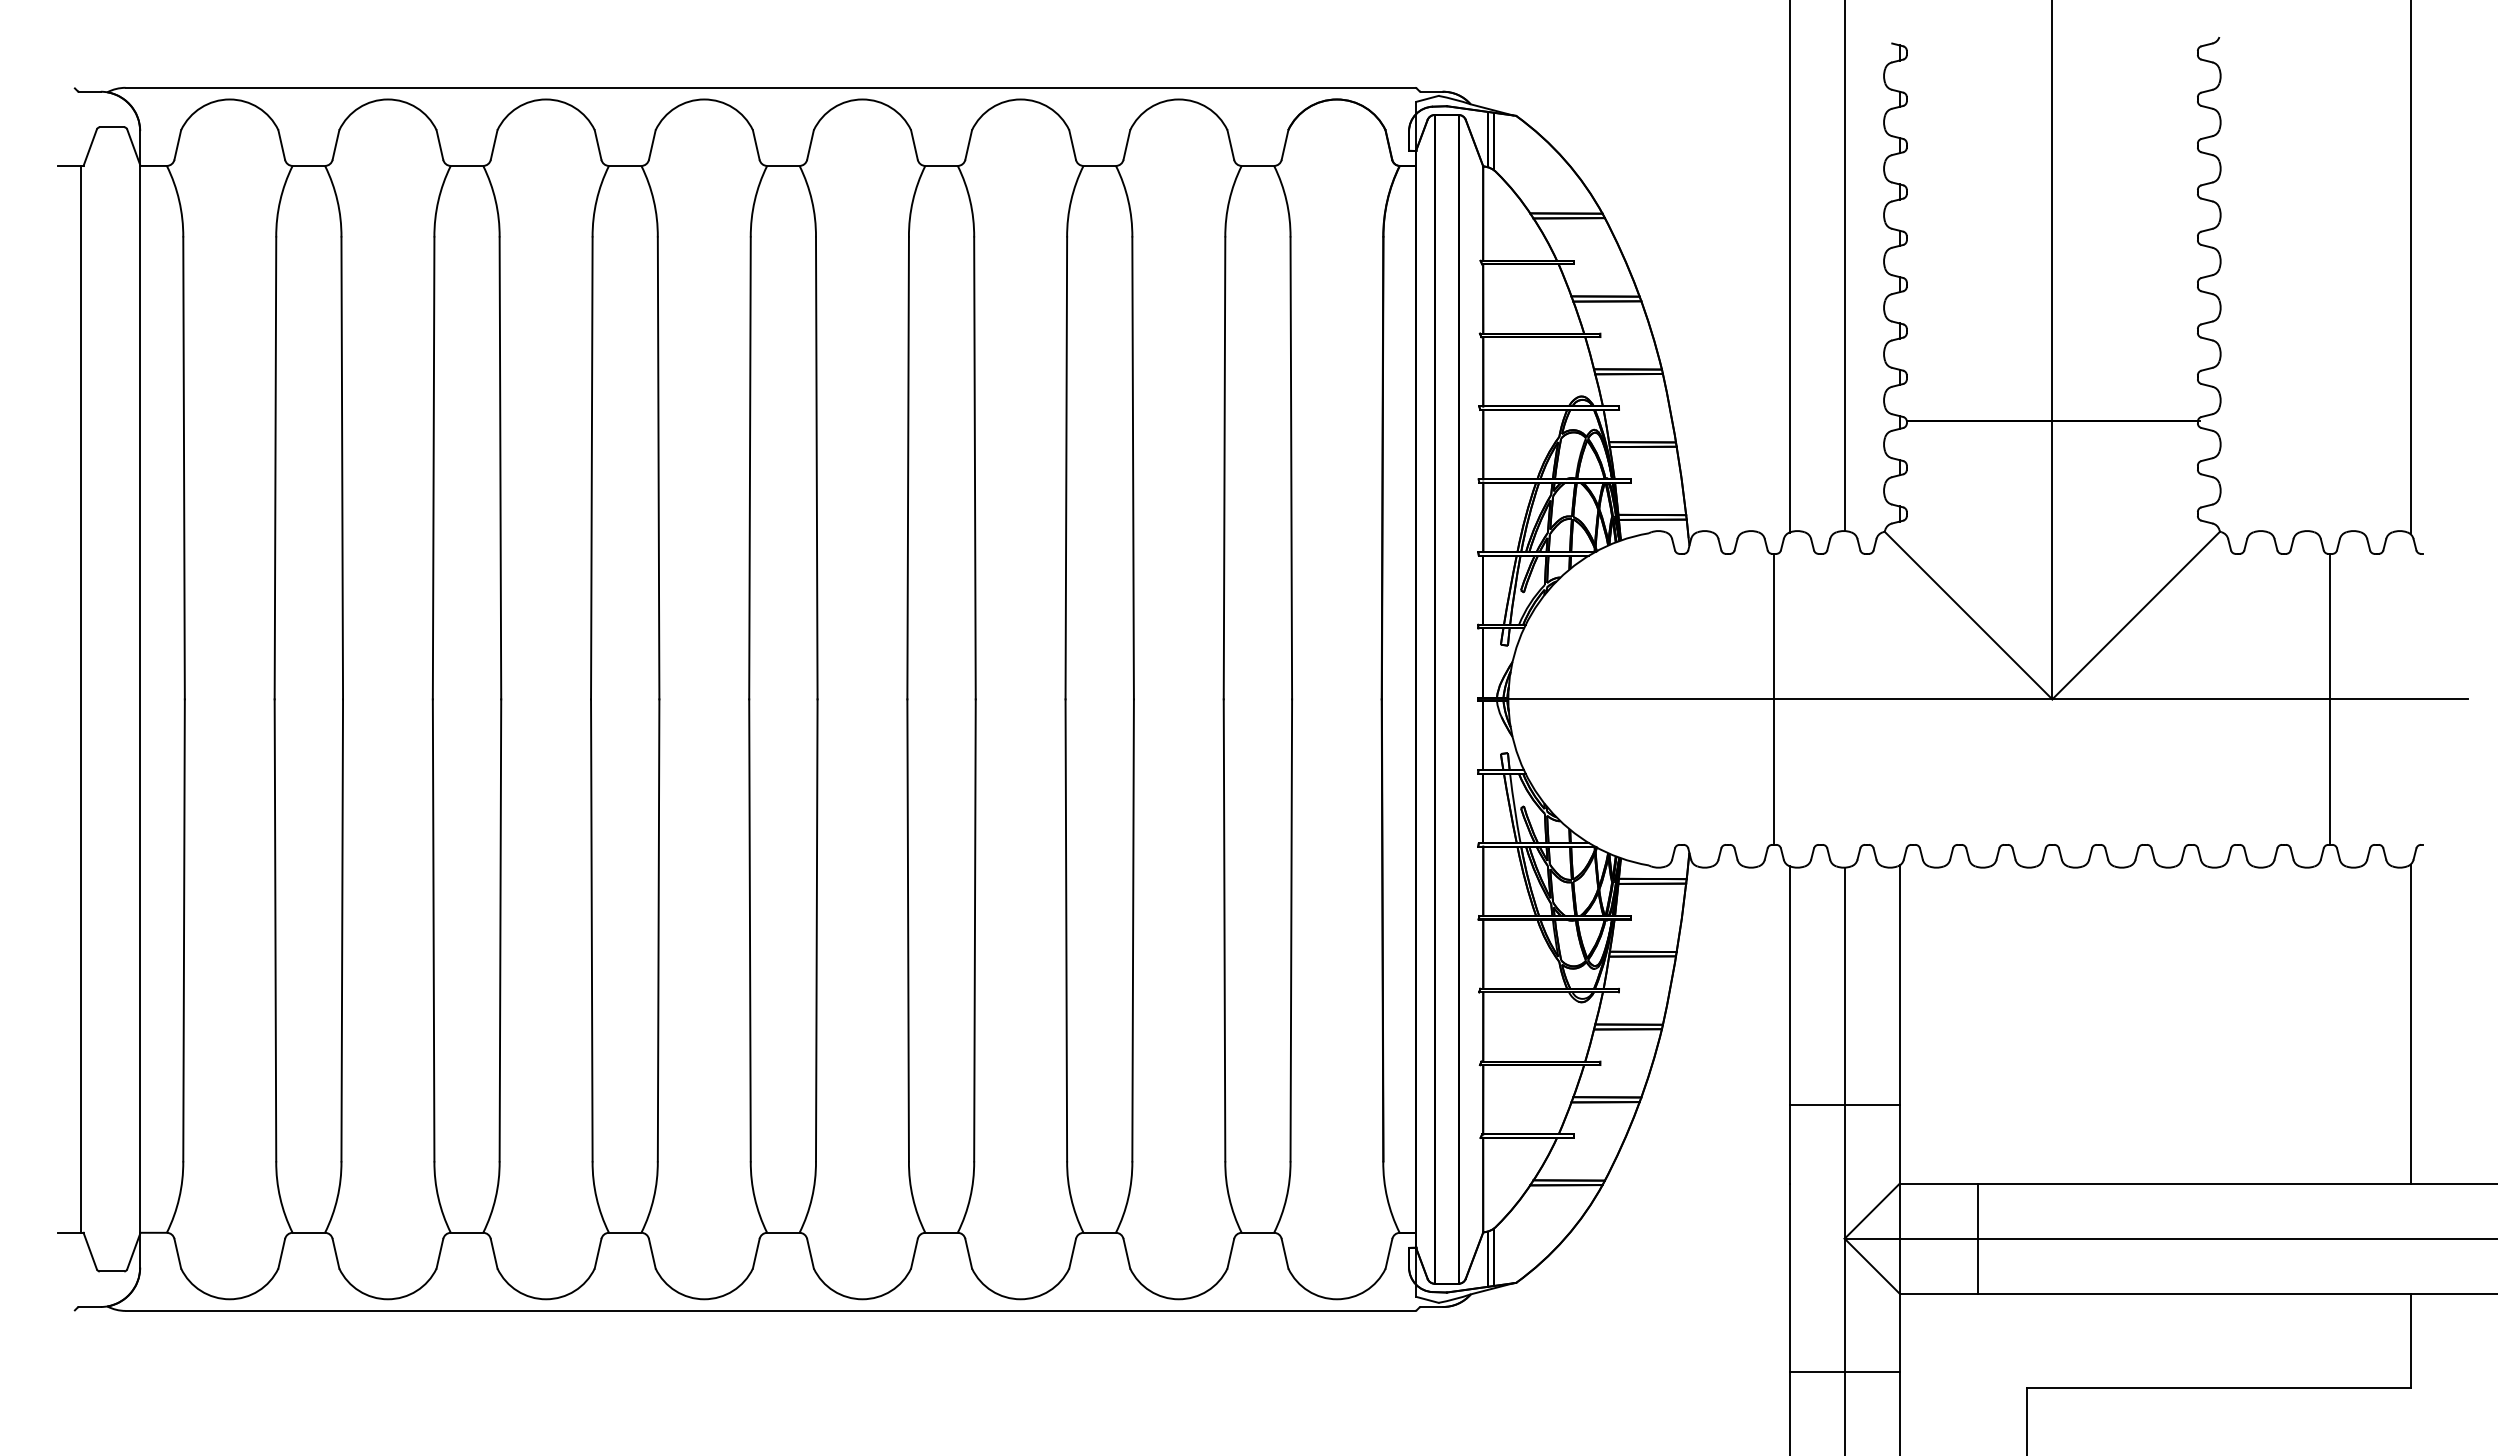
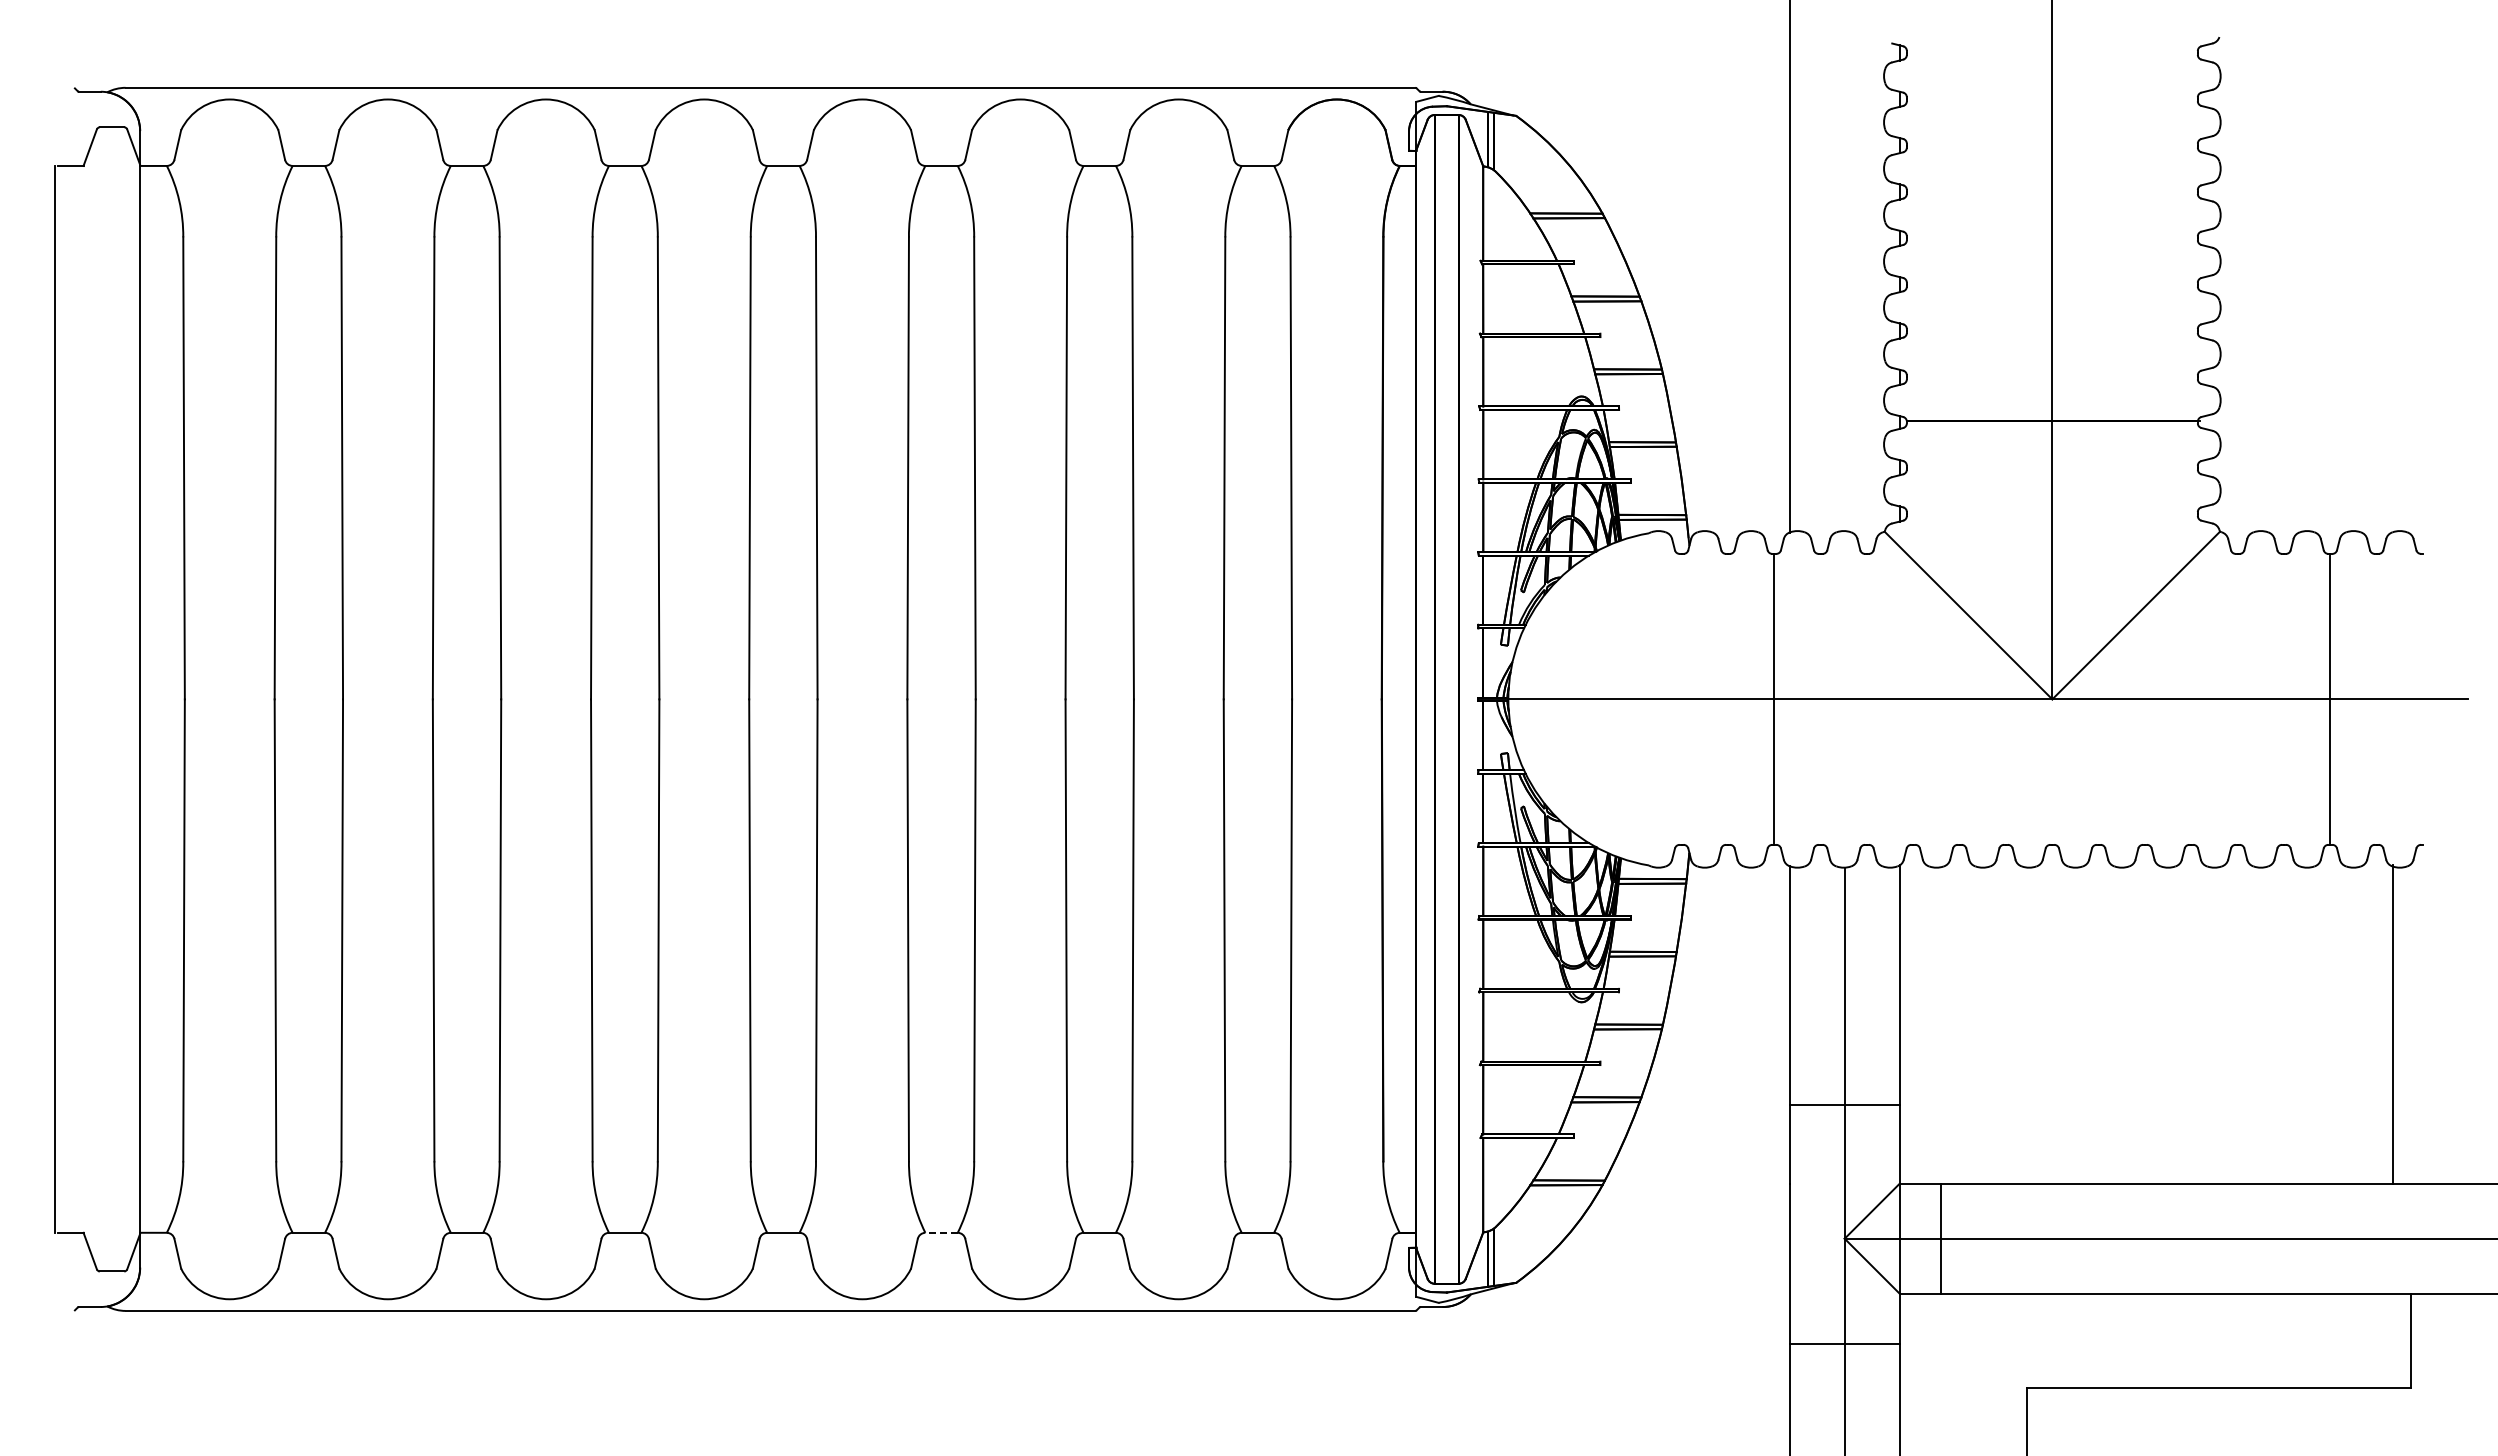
line: present -> none (1844, 266)
line: present -> none (2411, 267)
line position: (81, 698) -> (55, 698) (55, 698)
line position: (2411, 1024) -> (2393, 1024) (2393, 1024)
line: solid -> dashed (941, 1232)
line position: (1978, 1238) -> (1941, 1238) (1941, 1238)
line position: (1844, 1372) -> (1844, 1344) (1844, 1344)
